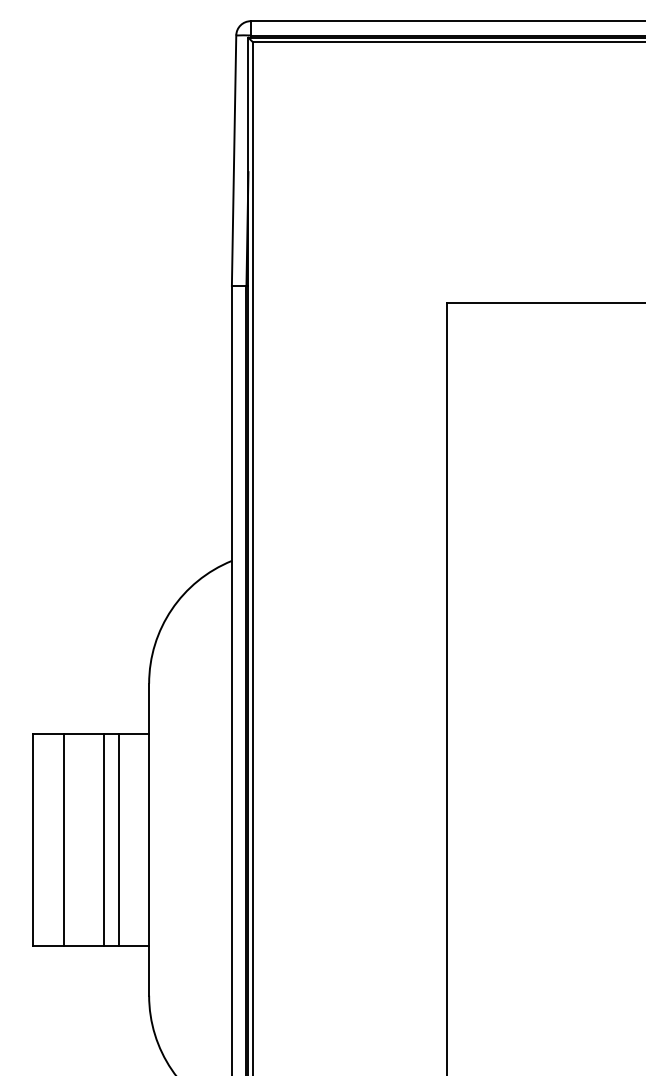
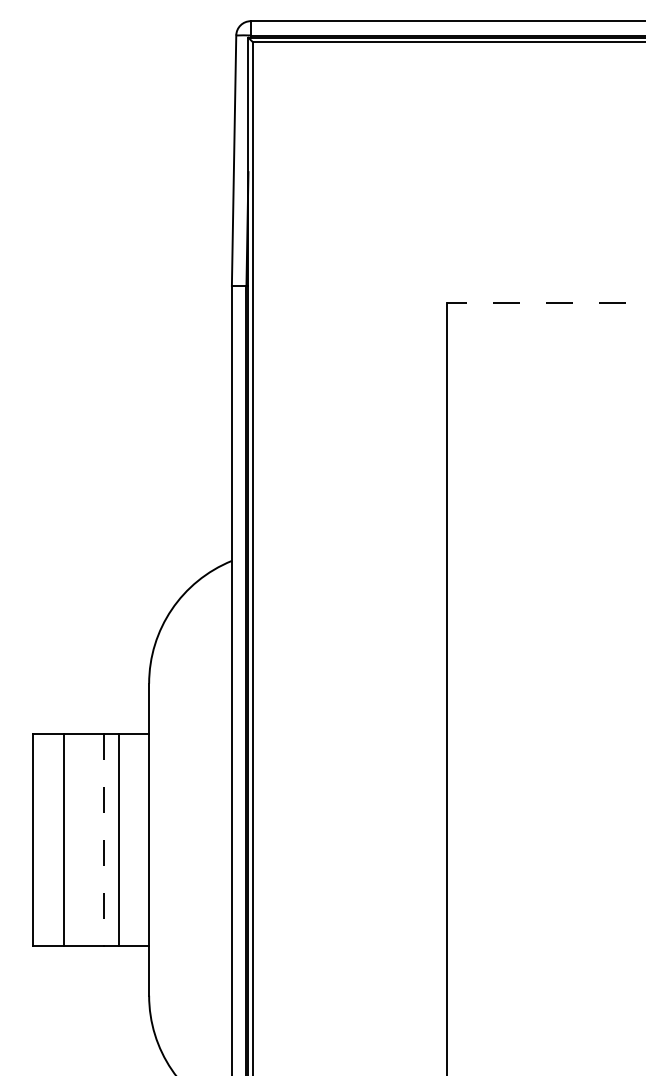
line: solid -> dashed (546, 302)
line: solid -> dashed (104, 839)
